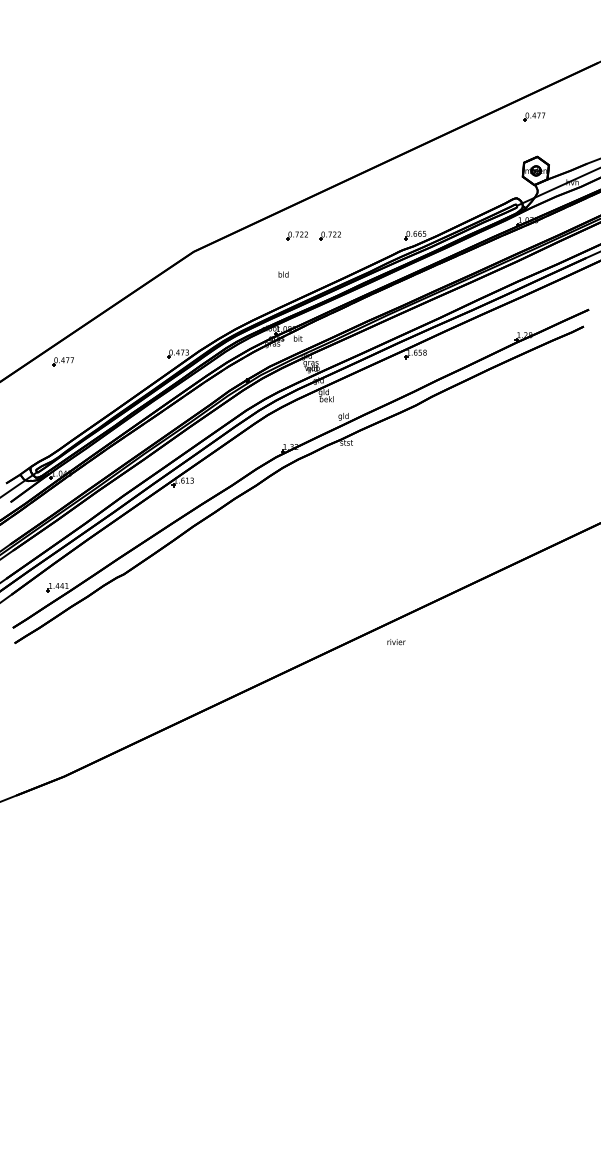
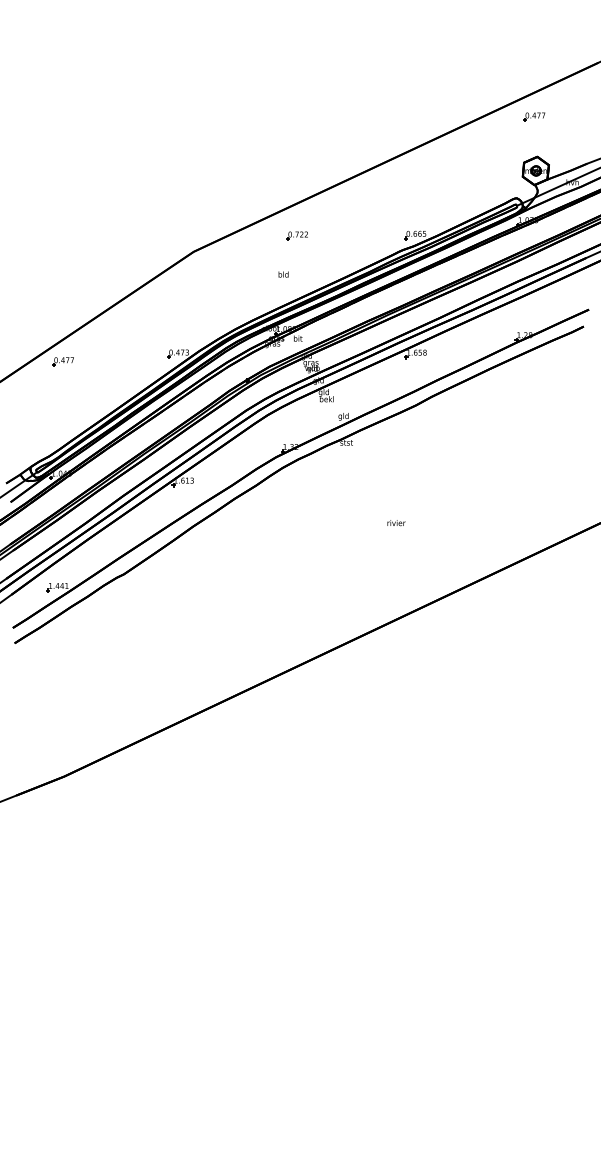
part: present -> none (329, 235)
text position: (396, 642) -> (396, 523) (396, 523)
